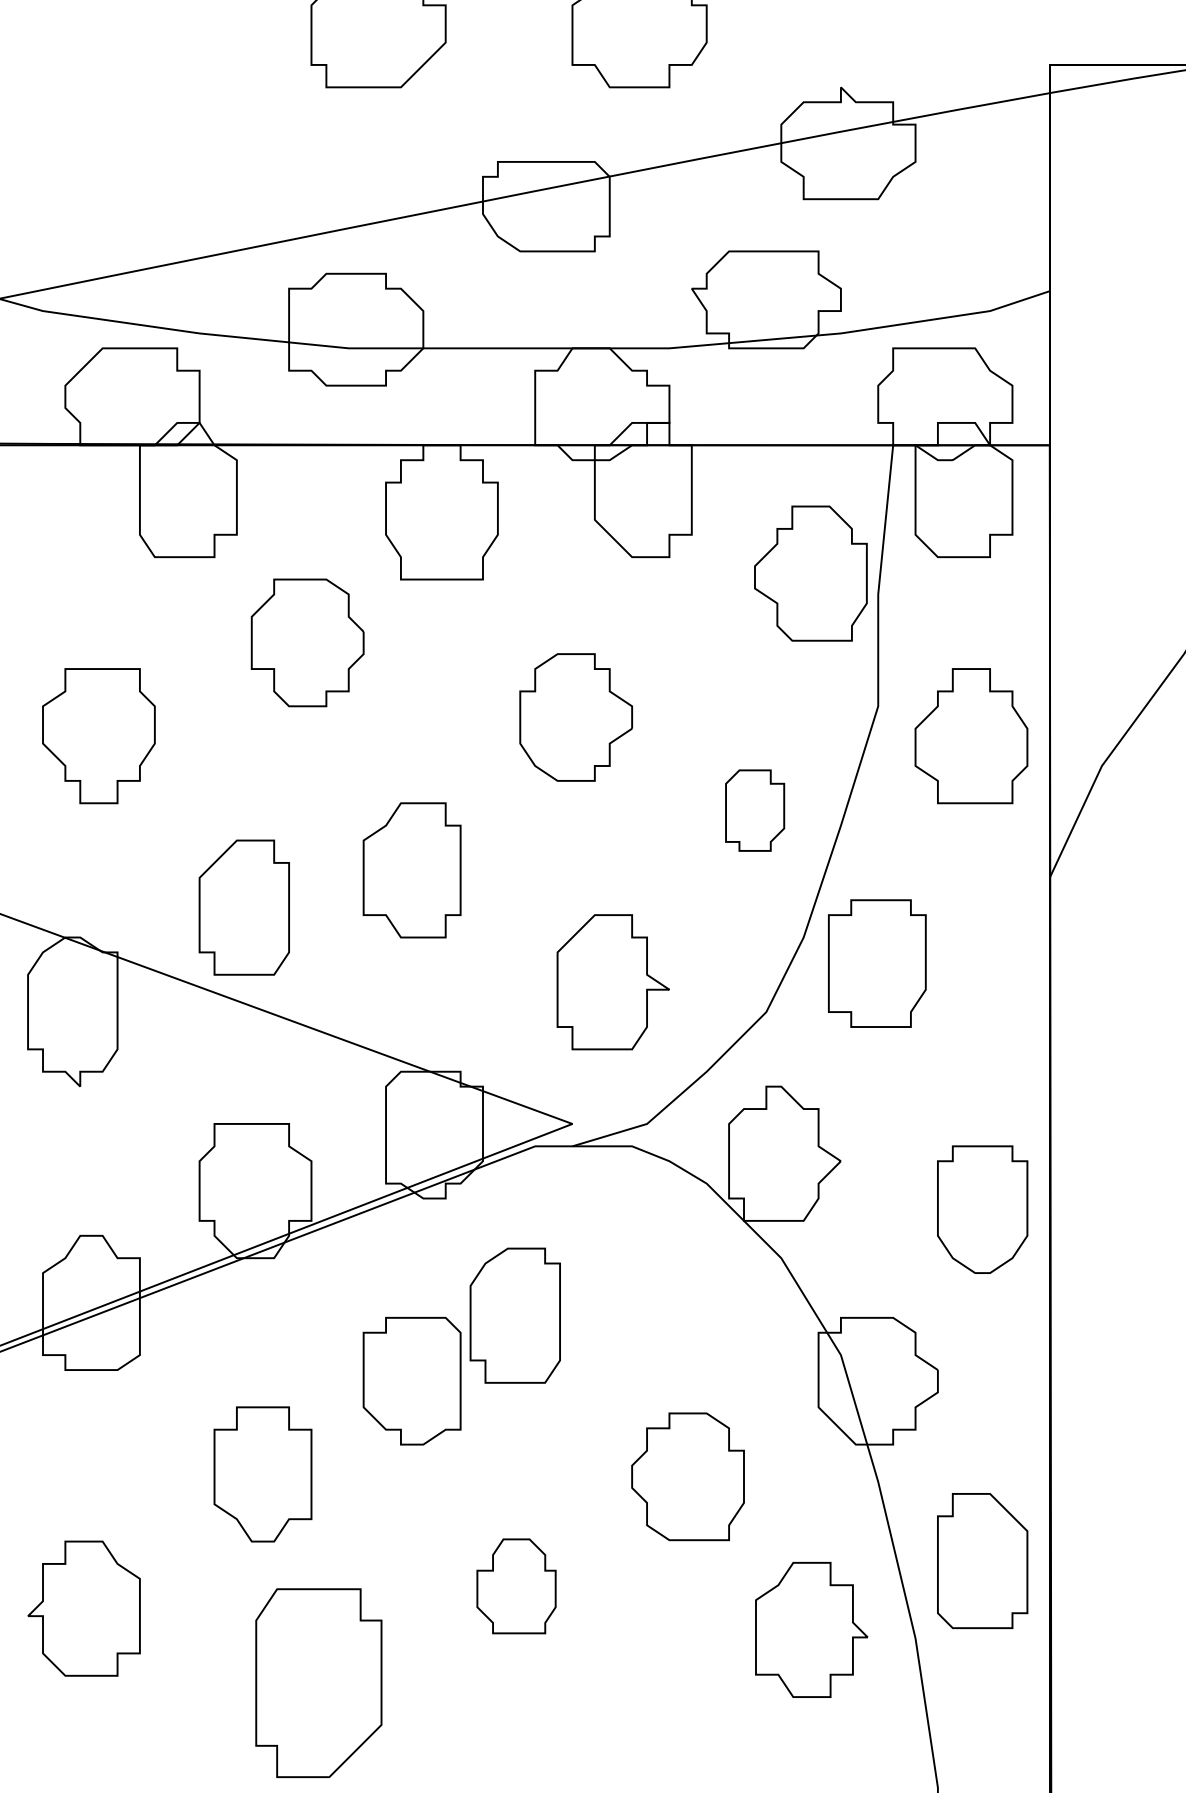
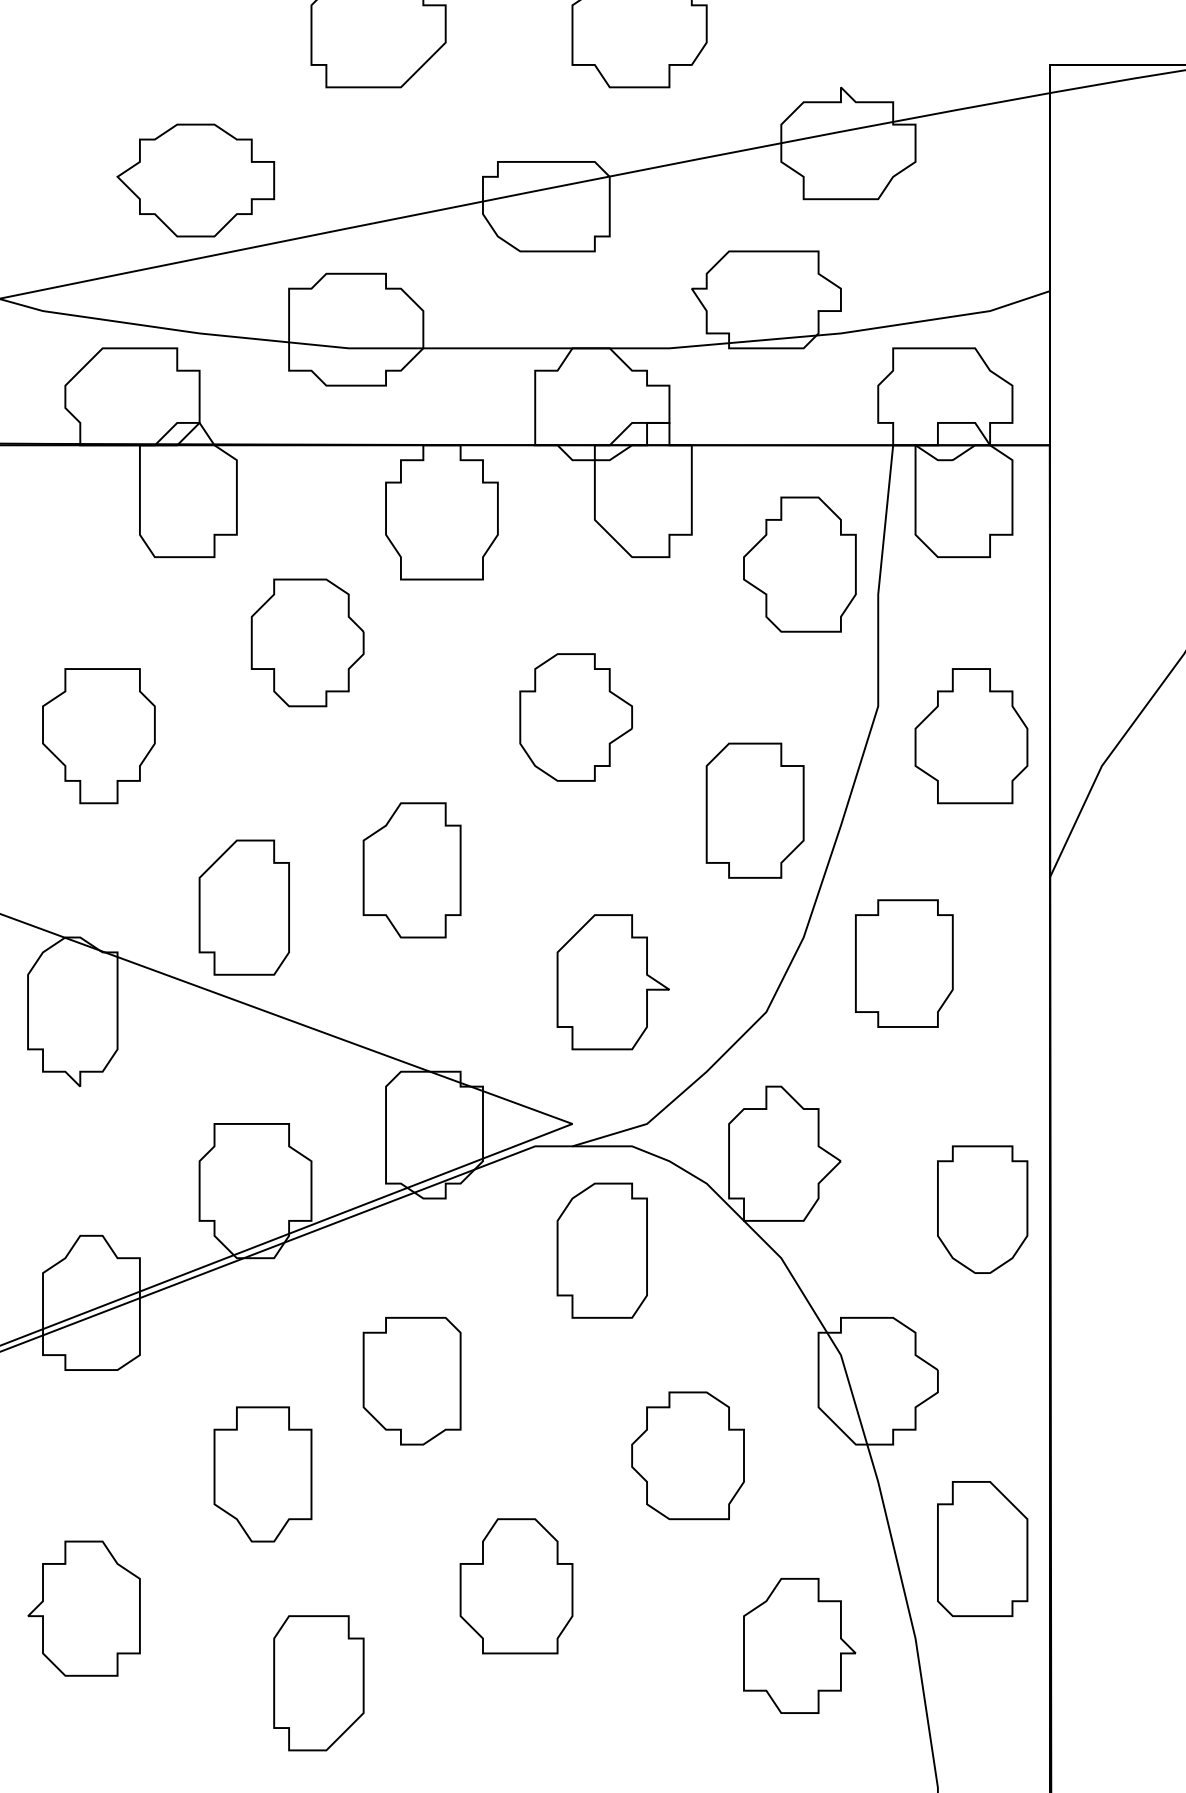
part: none -> present (195, 180)
part position: (810, 573) -> (799, 564) (799, 564)
part size: 61x83 px -> 100x137 px (754, 810)
part position: (877, 963) -> (904, 963) (904, 963)
part position: (514, 1315) -> (601, 1250) (601, 1250)
part position: (687, 1476) -> (687, 1455) (687, 1455)
part position: (982, 1560) -> (982, 1548) (982, 1548)
part size: 81x97 px -> 115x137 px (516, 1586)
part position: (811, 1629) -> (799, 1645) (799, 1645)
part size: 128x190 px -> 92x137 px (318, 1683)
